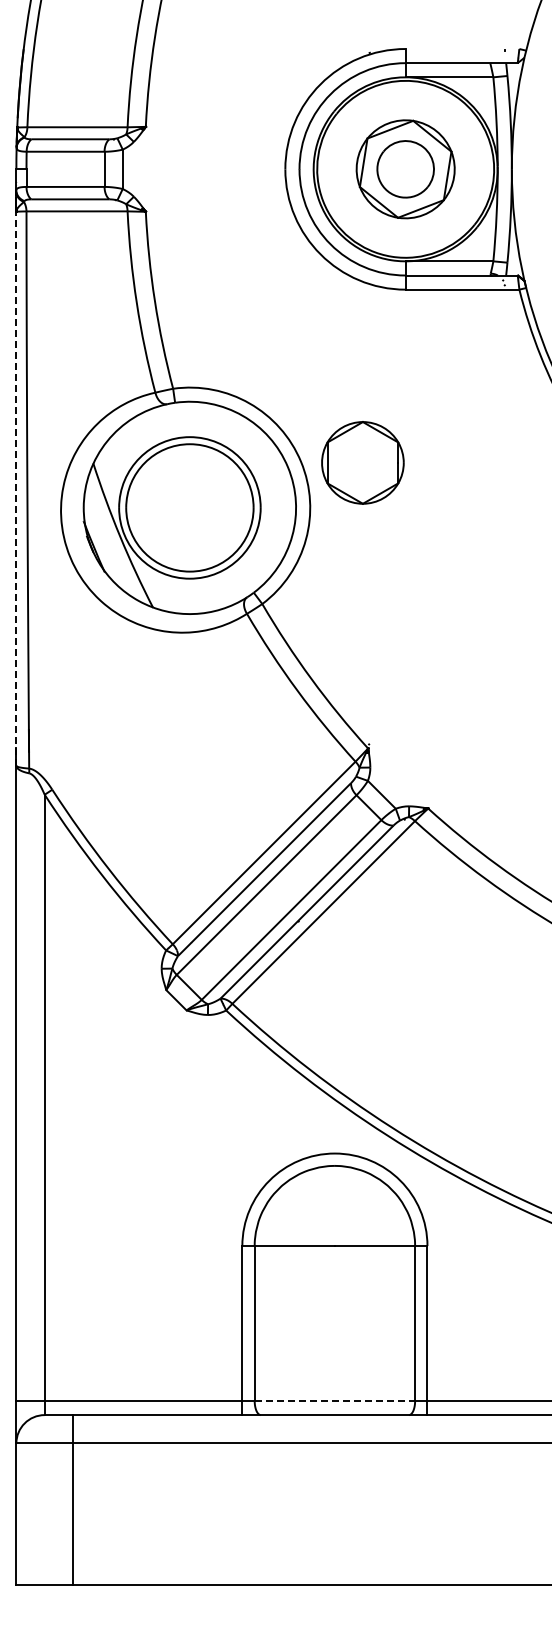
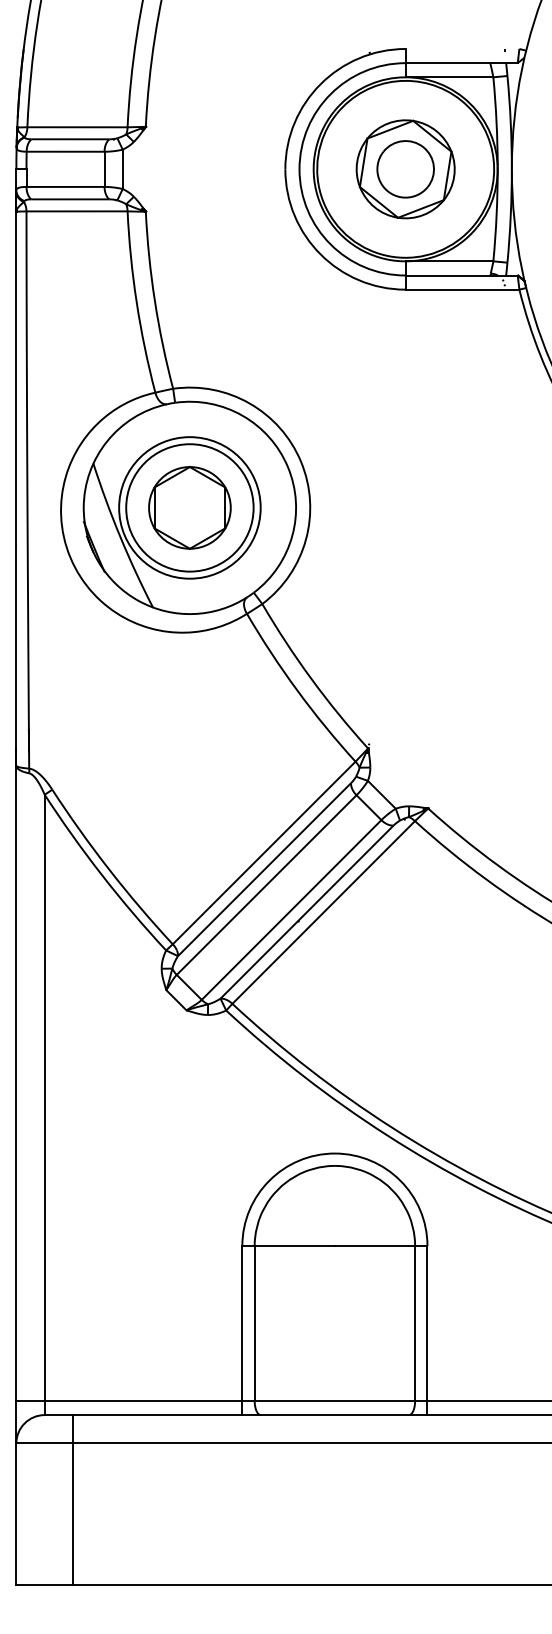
part position: (362, 462) -> (189, 507) (189, 507)
line: dashed -> solid (16, 488)
line: dashed -> solid (335, 1400)
